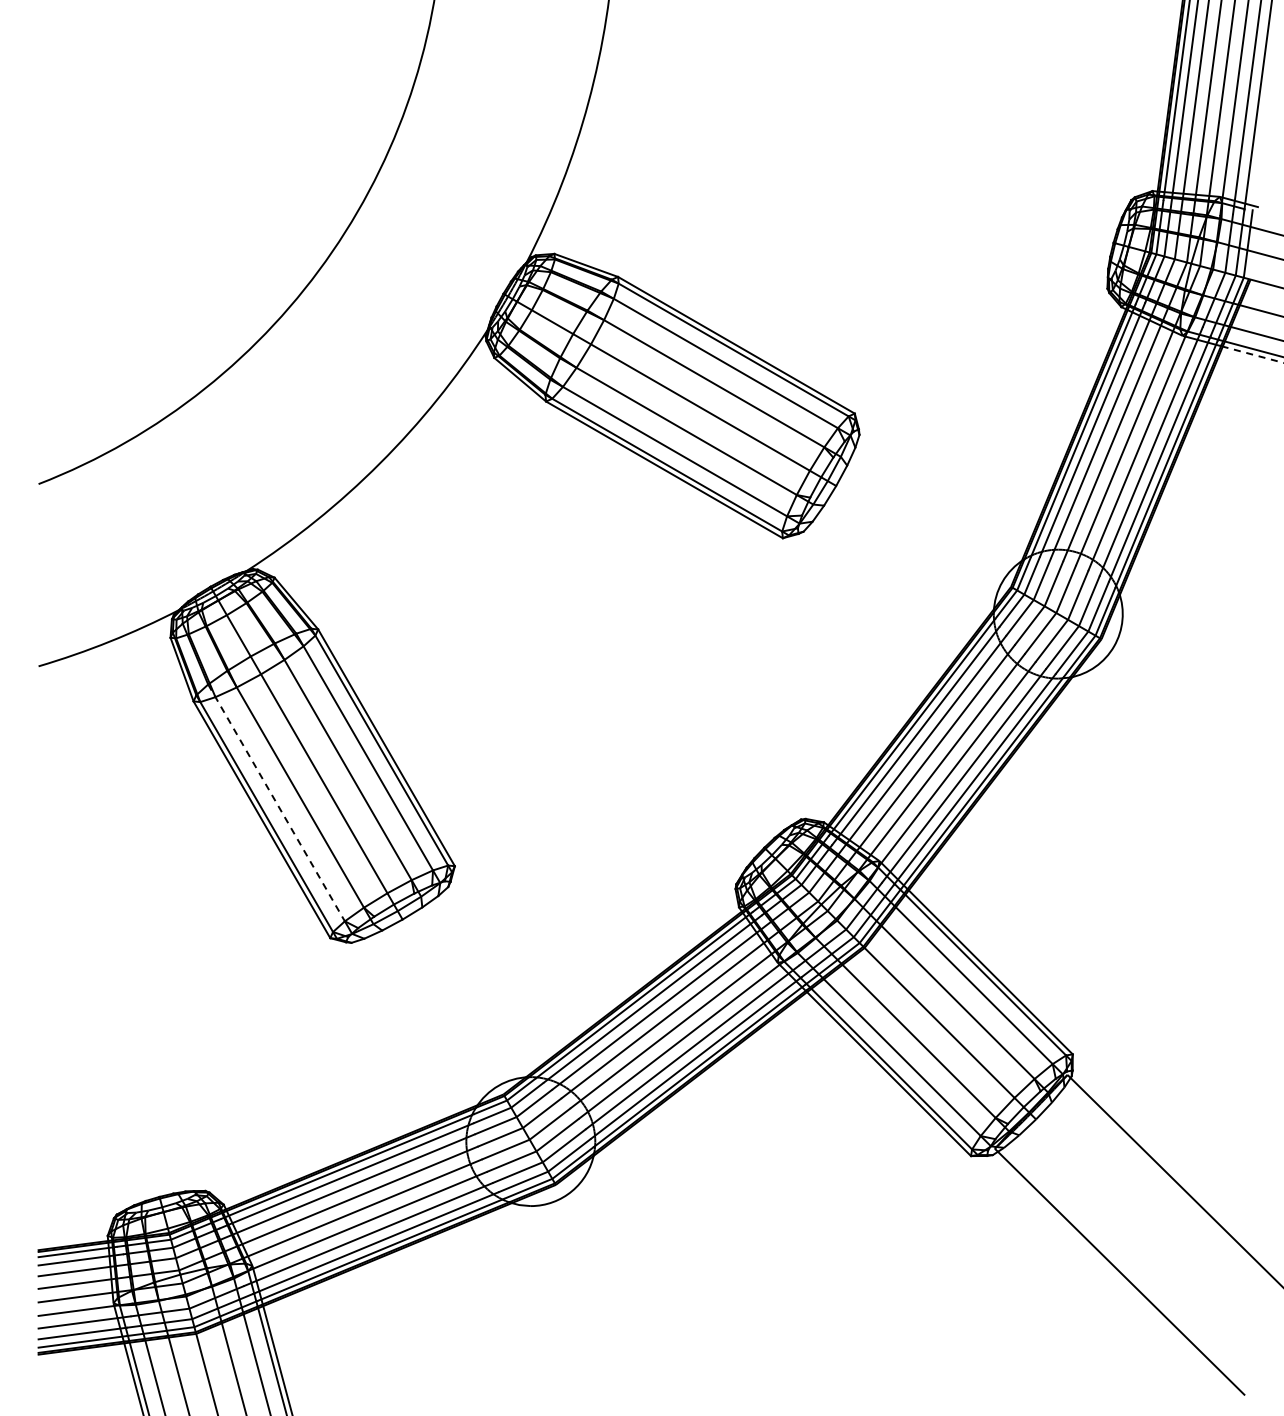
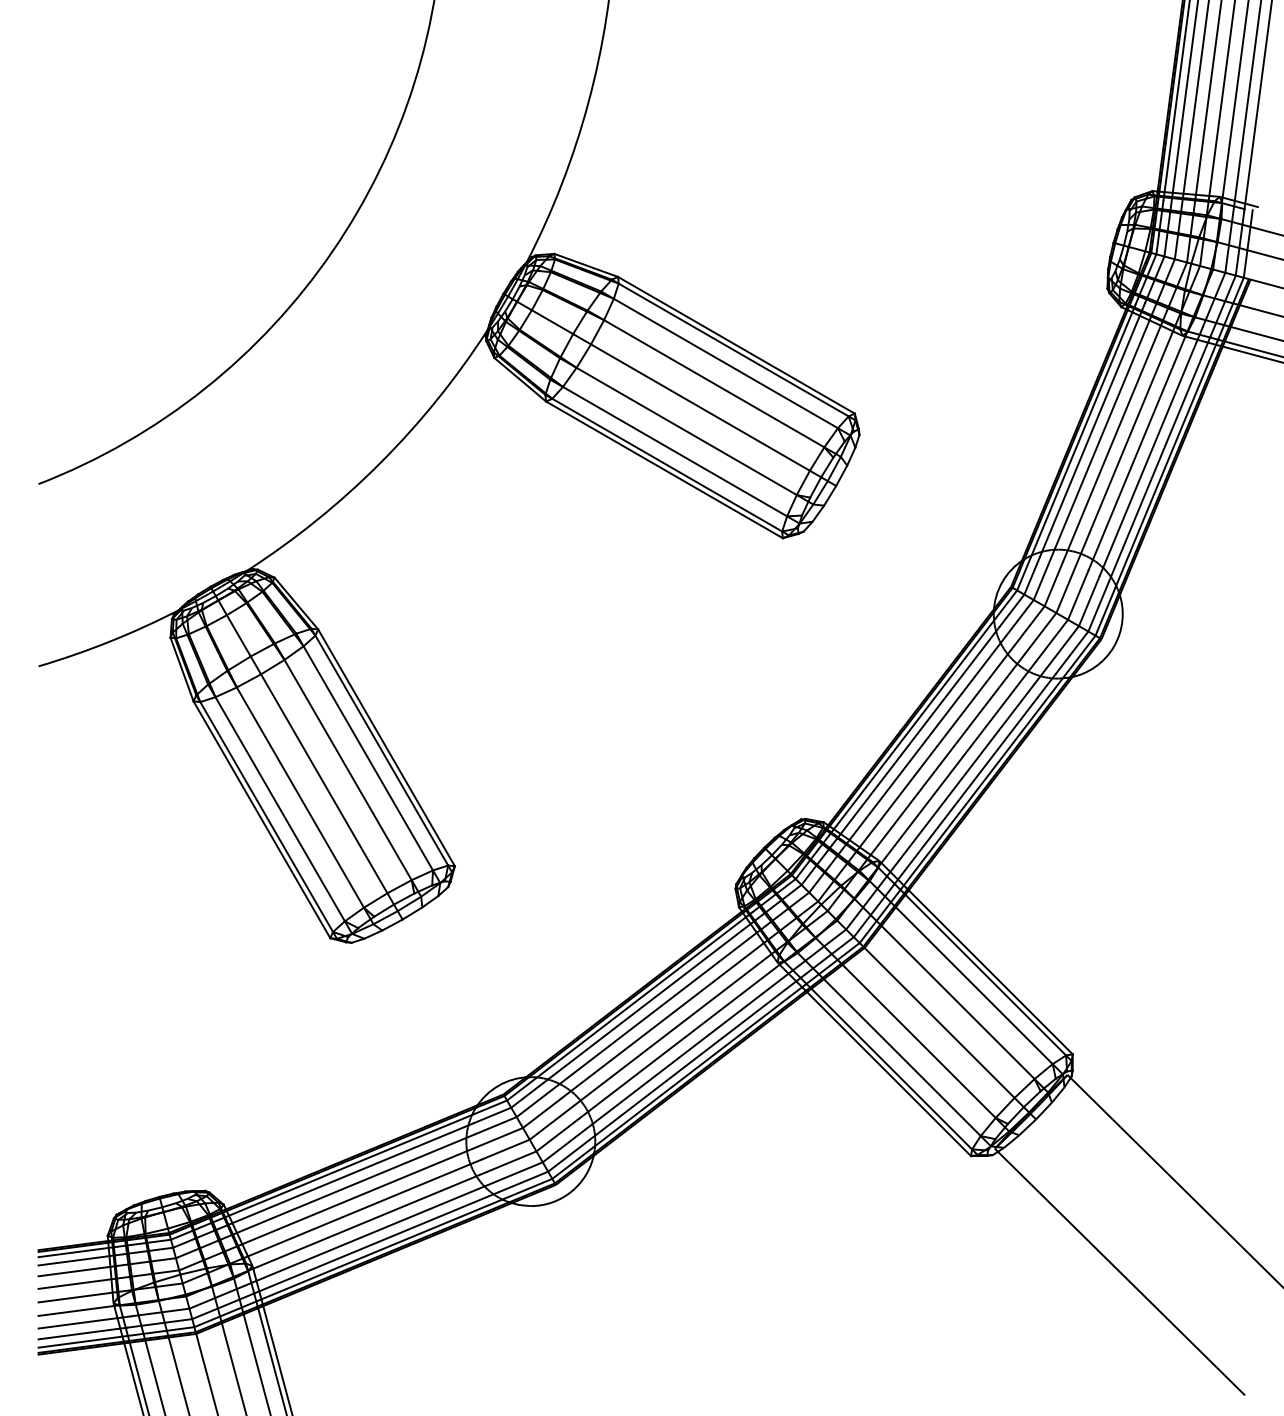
line: dashed -> solid (1252, 354)
line: dashed -> solid (276, 802)
